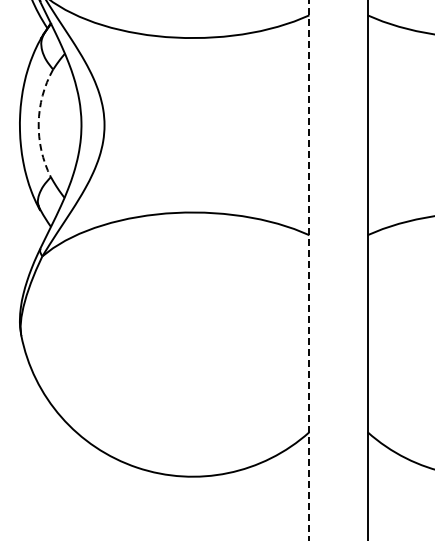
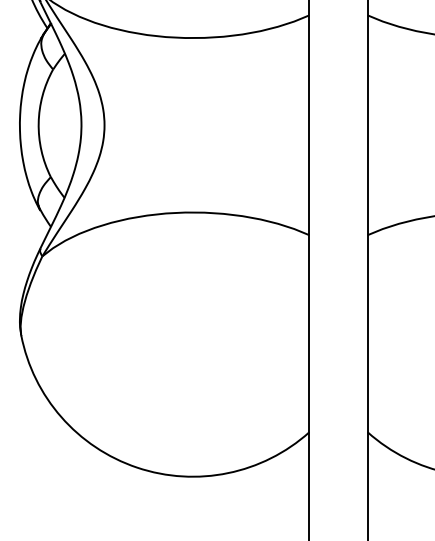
arc: dashed -> solid (38, 123)
line: dashed -> solid (309, 270)
